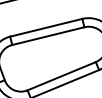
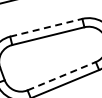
line: solid -> dashed (46, 27)
line: solid -> dashed (61, 76)
